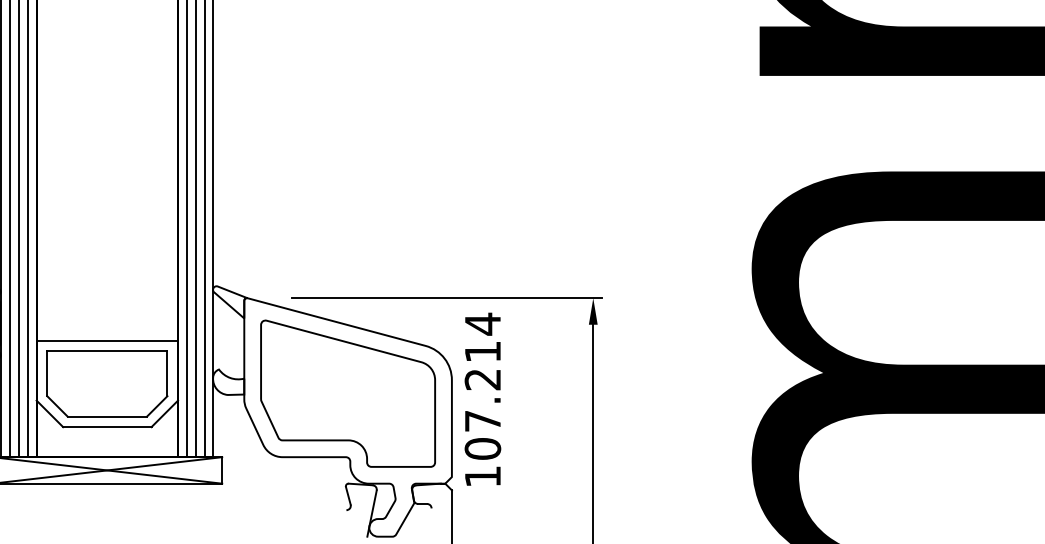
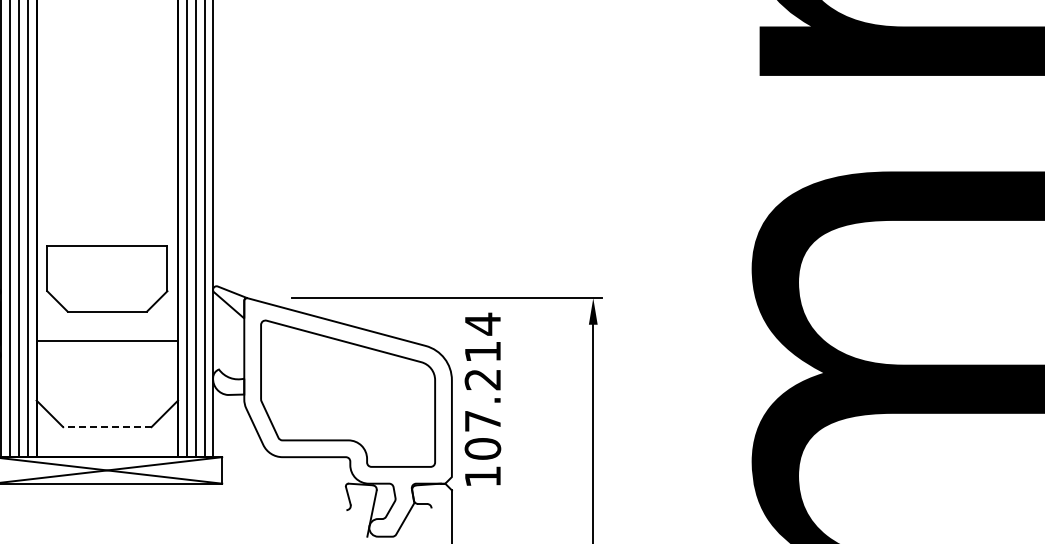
part position: (107, 383) -> (107, 278) (107, 278)
line: solid -> dashed (106, 427)
